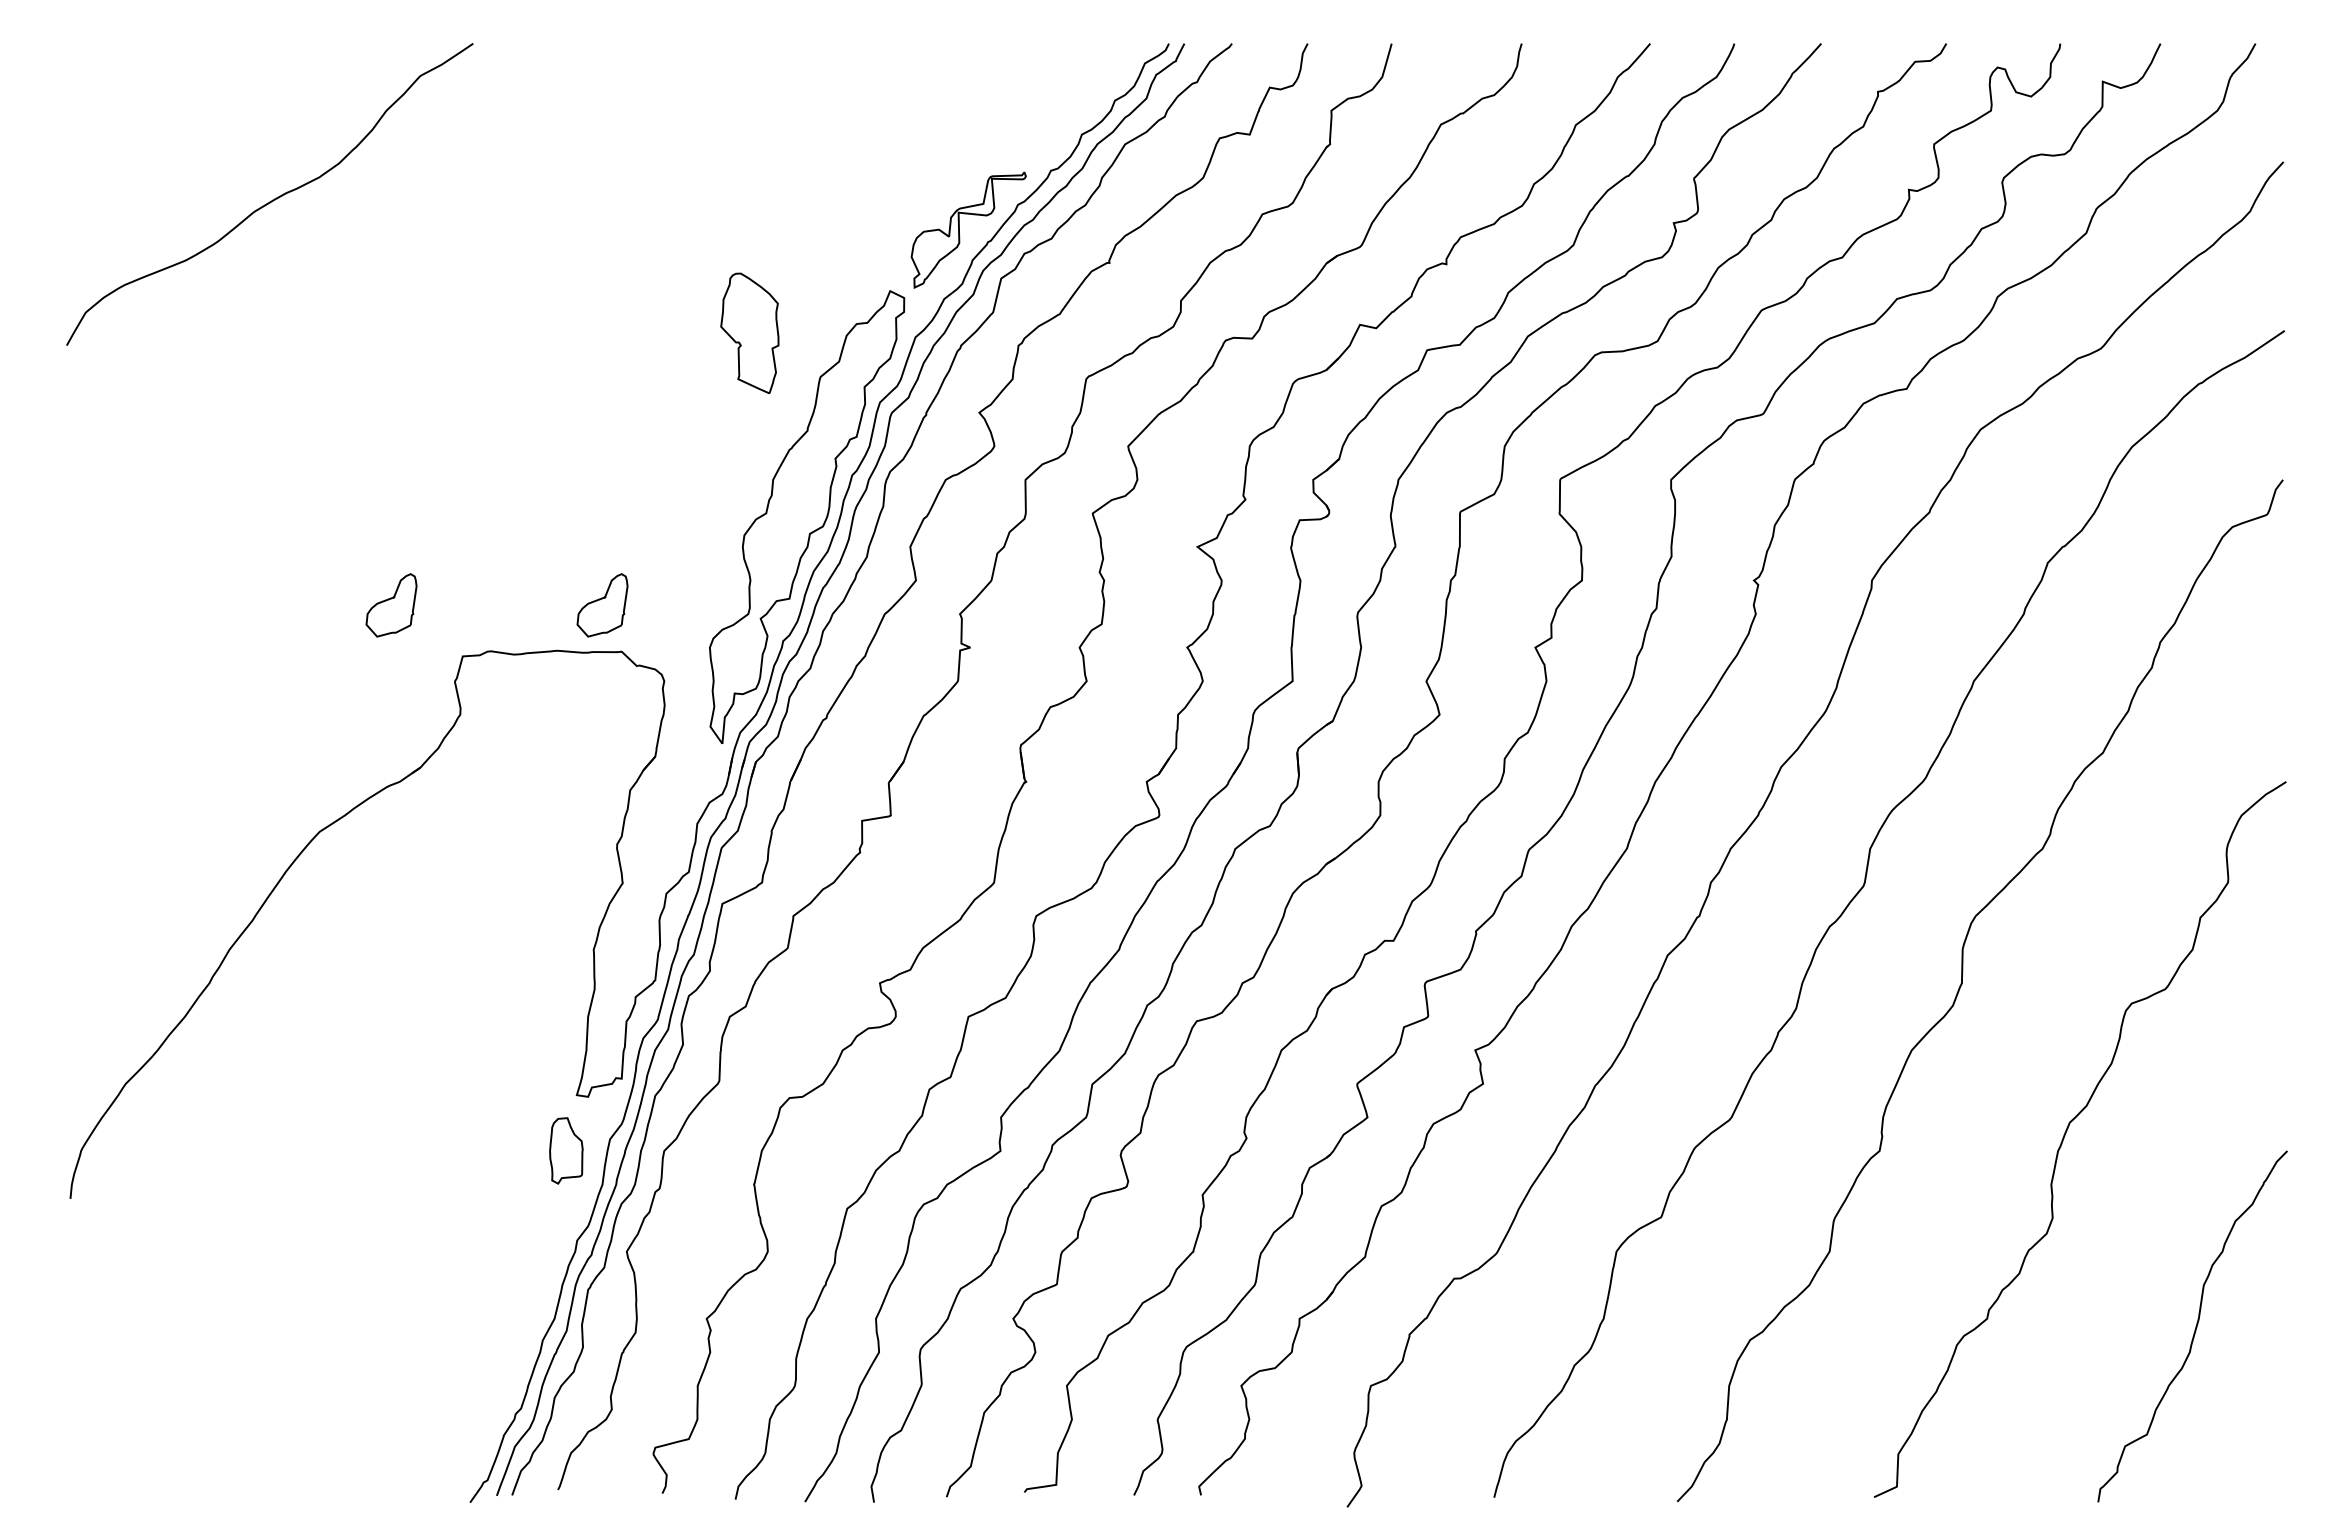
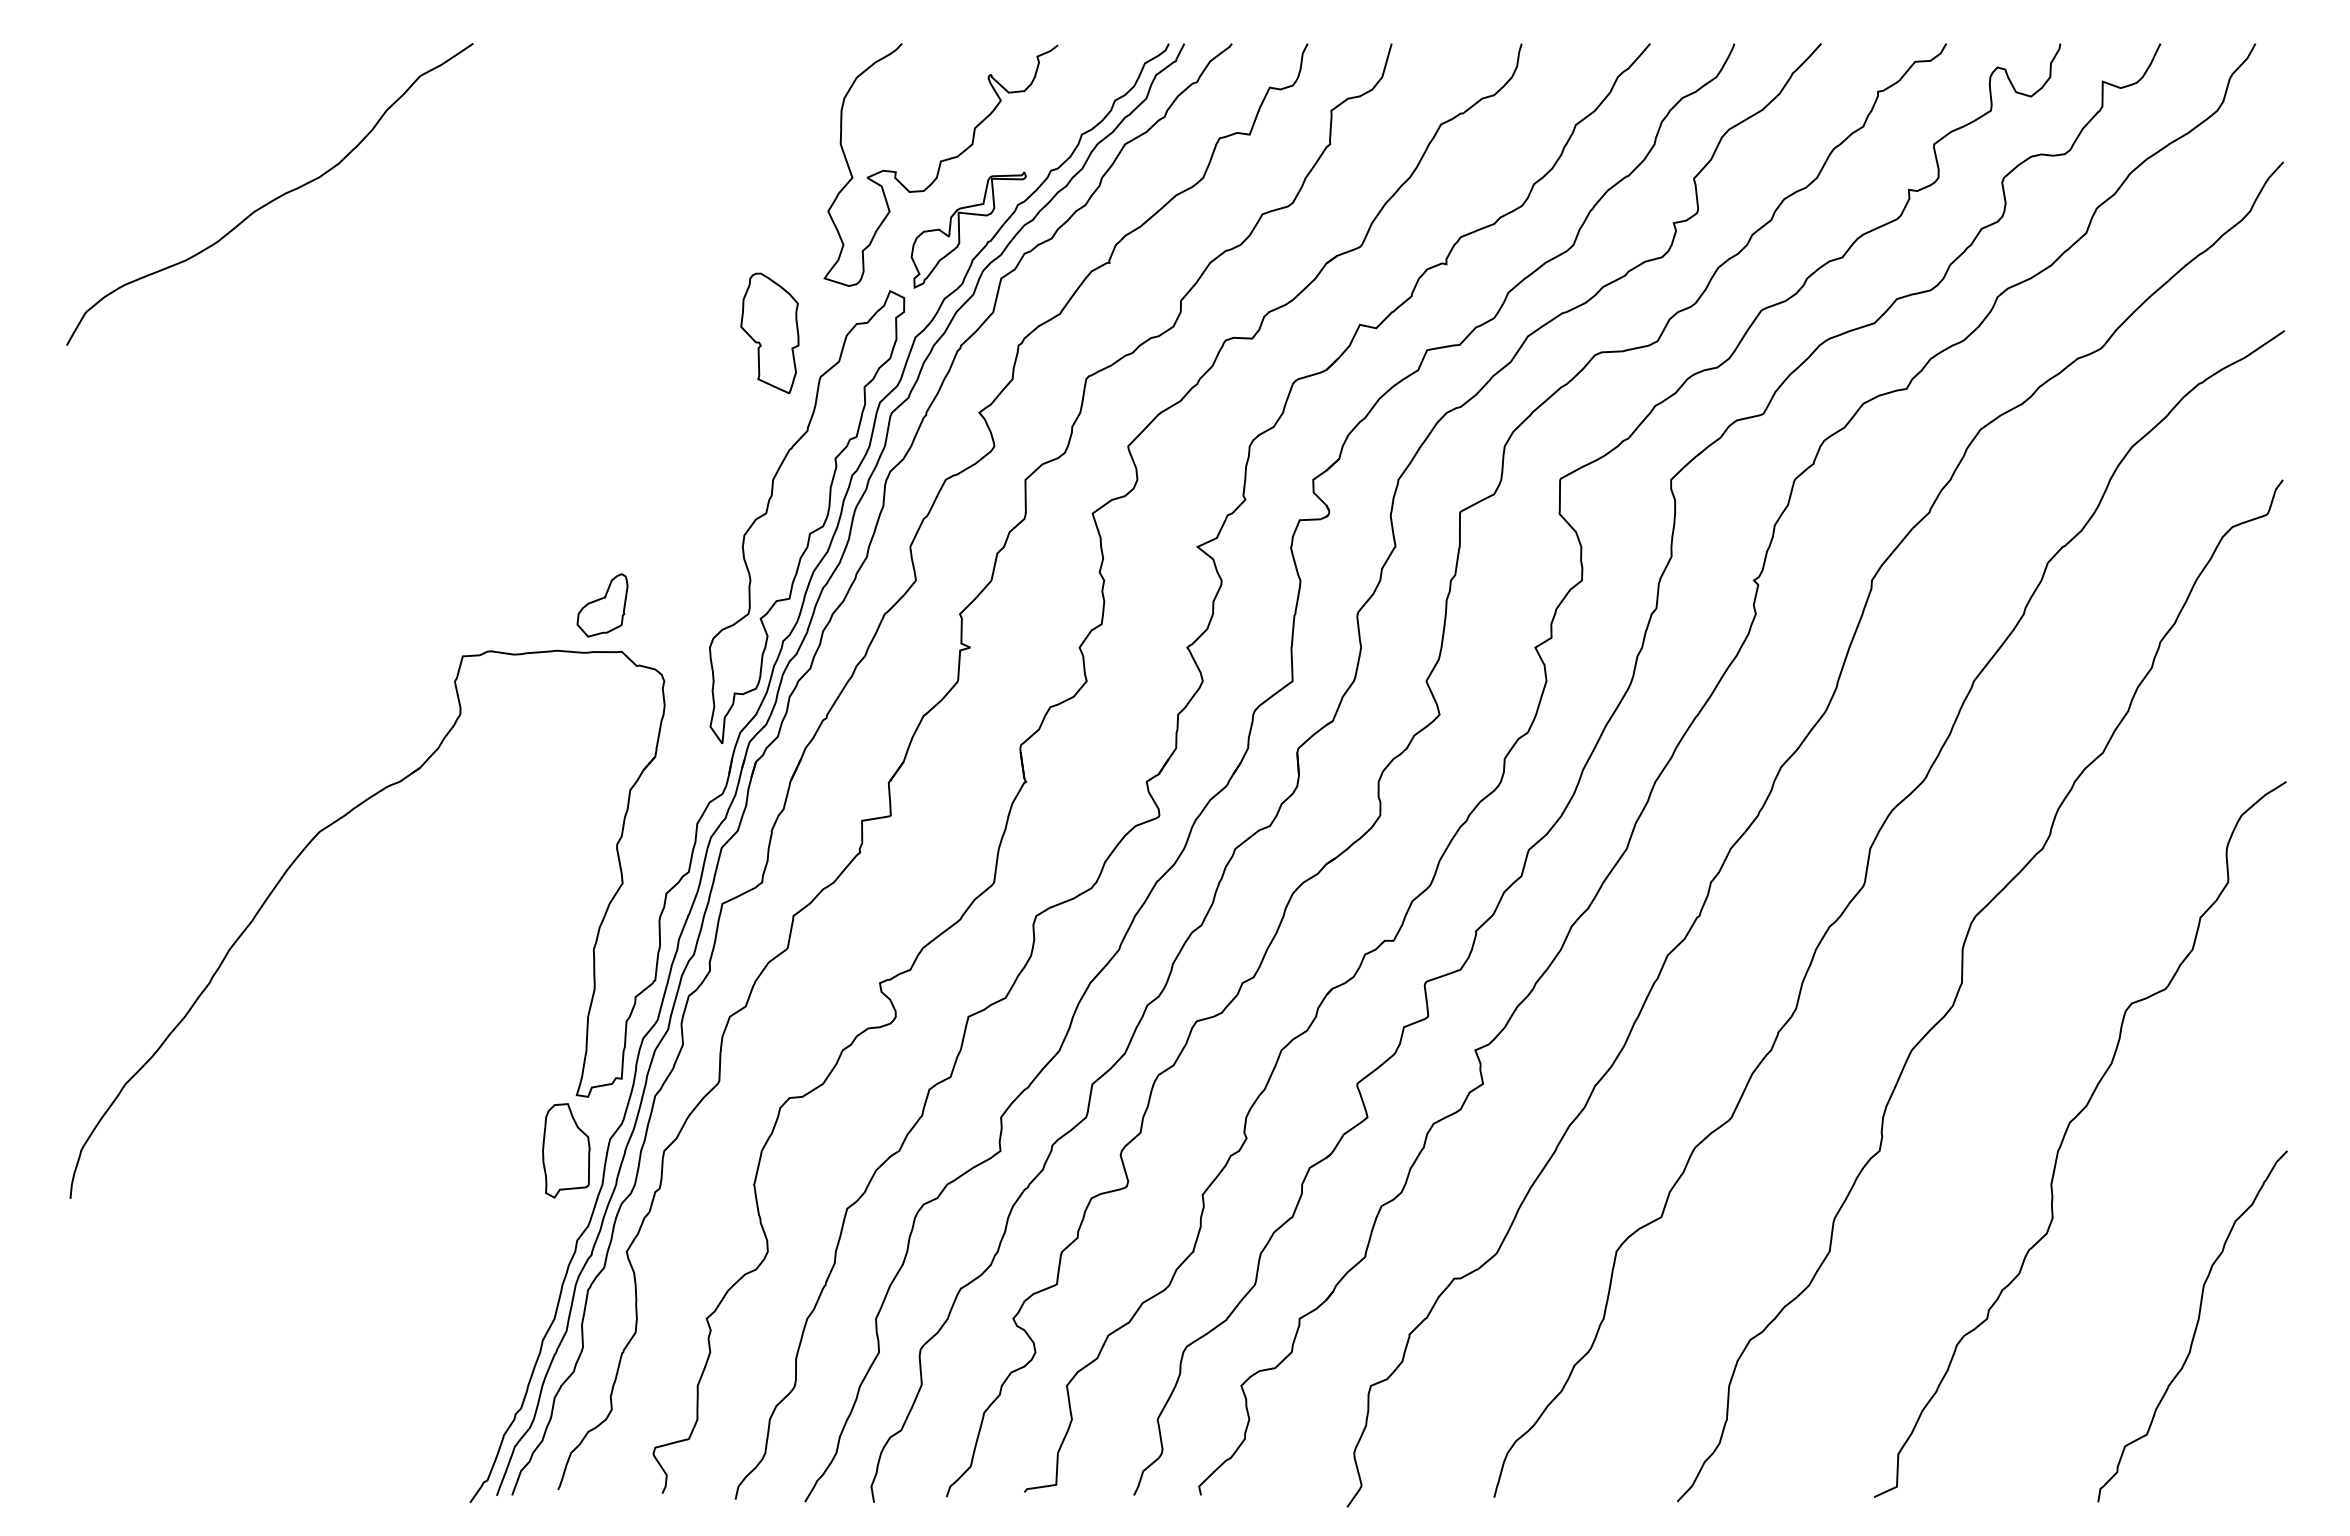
curve: none -> present (940, 164)
part position: (749, 332) -> (769, 332) (769, 332)
part: present -> none (391, 605)
part size: 35x68 px -> 49x96 px (566, 1150)
